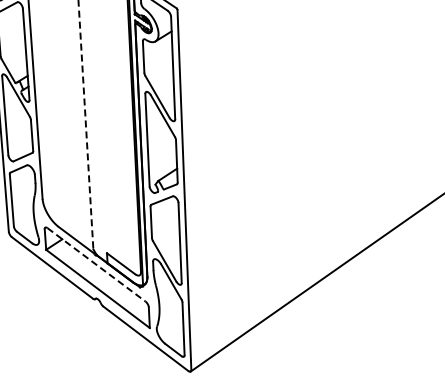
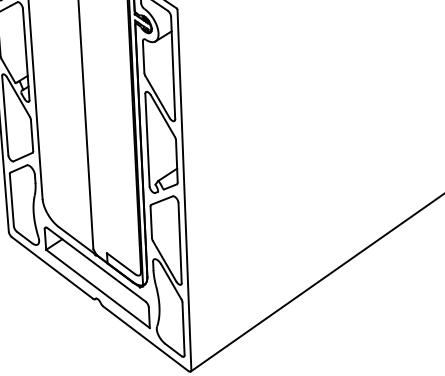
line: dashed -> solid (85, 124)
line: dashed -> solid (96, 265)
